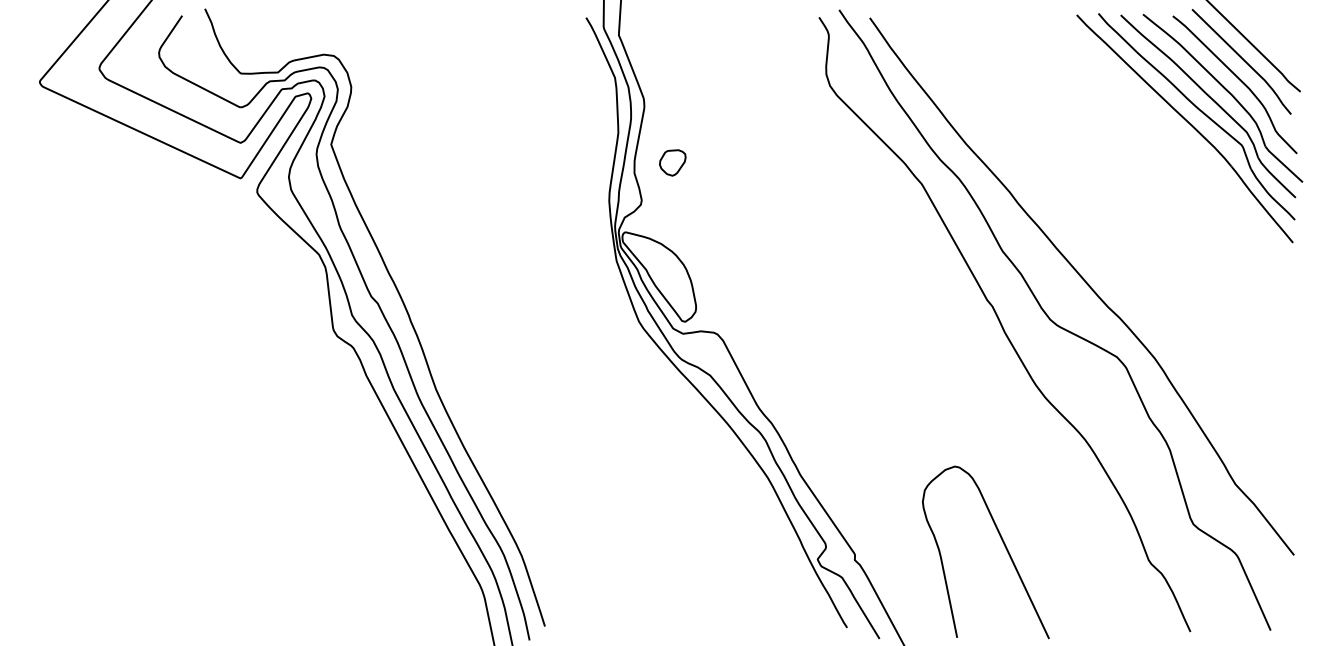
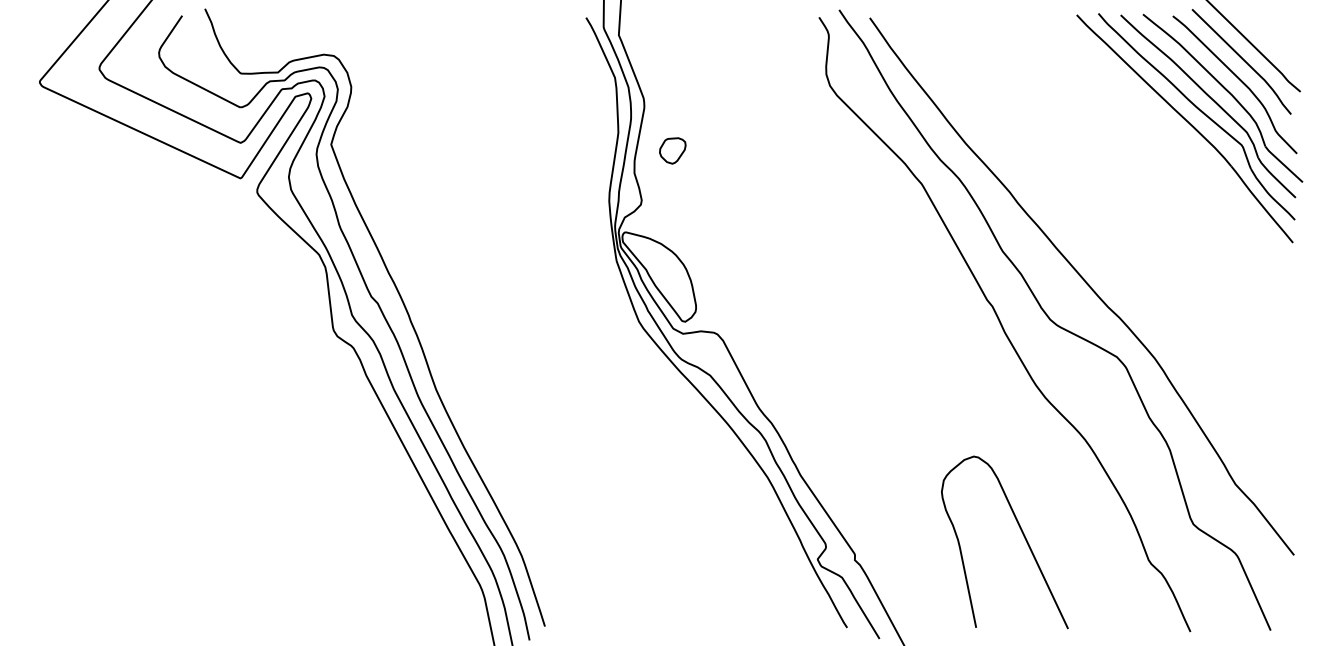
part position: (672, 162) -> (672, 150) (672, 150)
curve position: (1003, 544) -> (1022, 534) (1022, 534)
